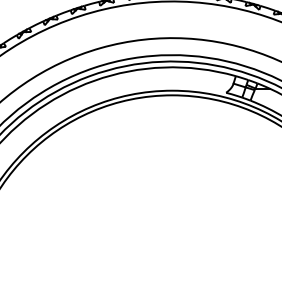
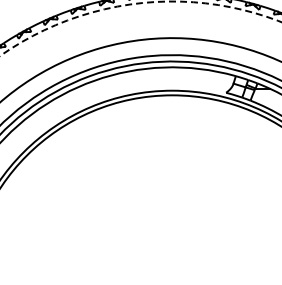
arc: solid -> dashed (136, 3)
